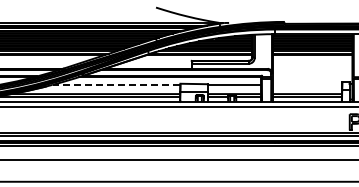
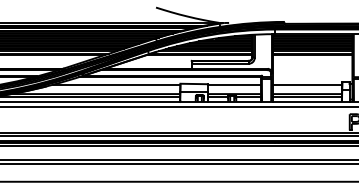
line: dashed -> solid (116, 85)
line: none -> present (307, 85)
line: none -> present (178, 164)
